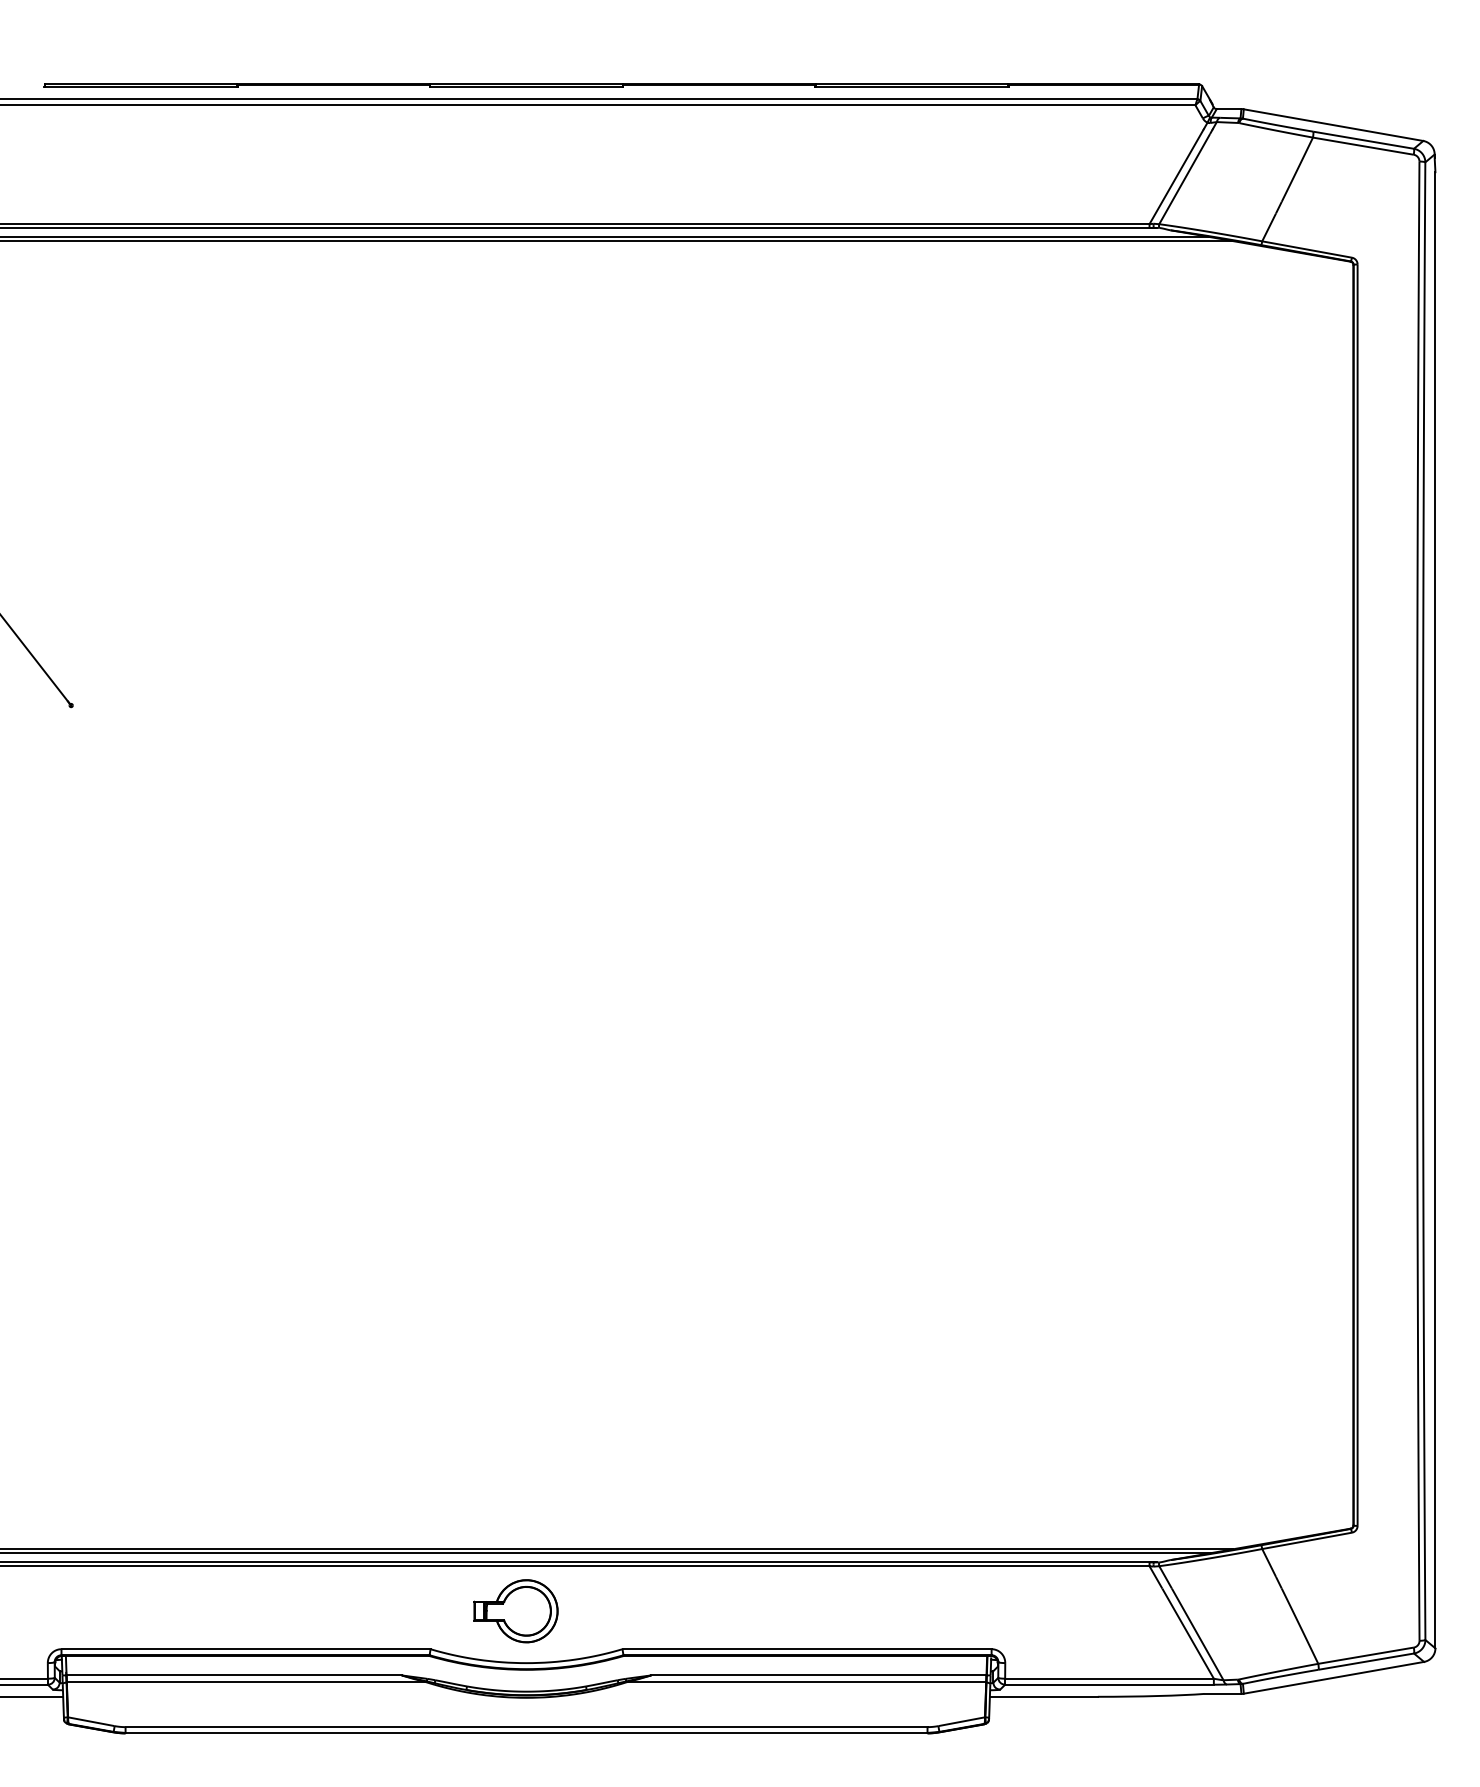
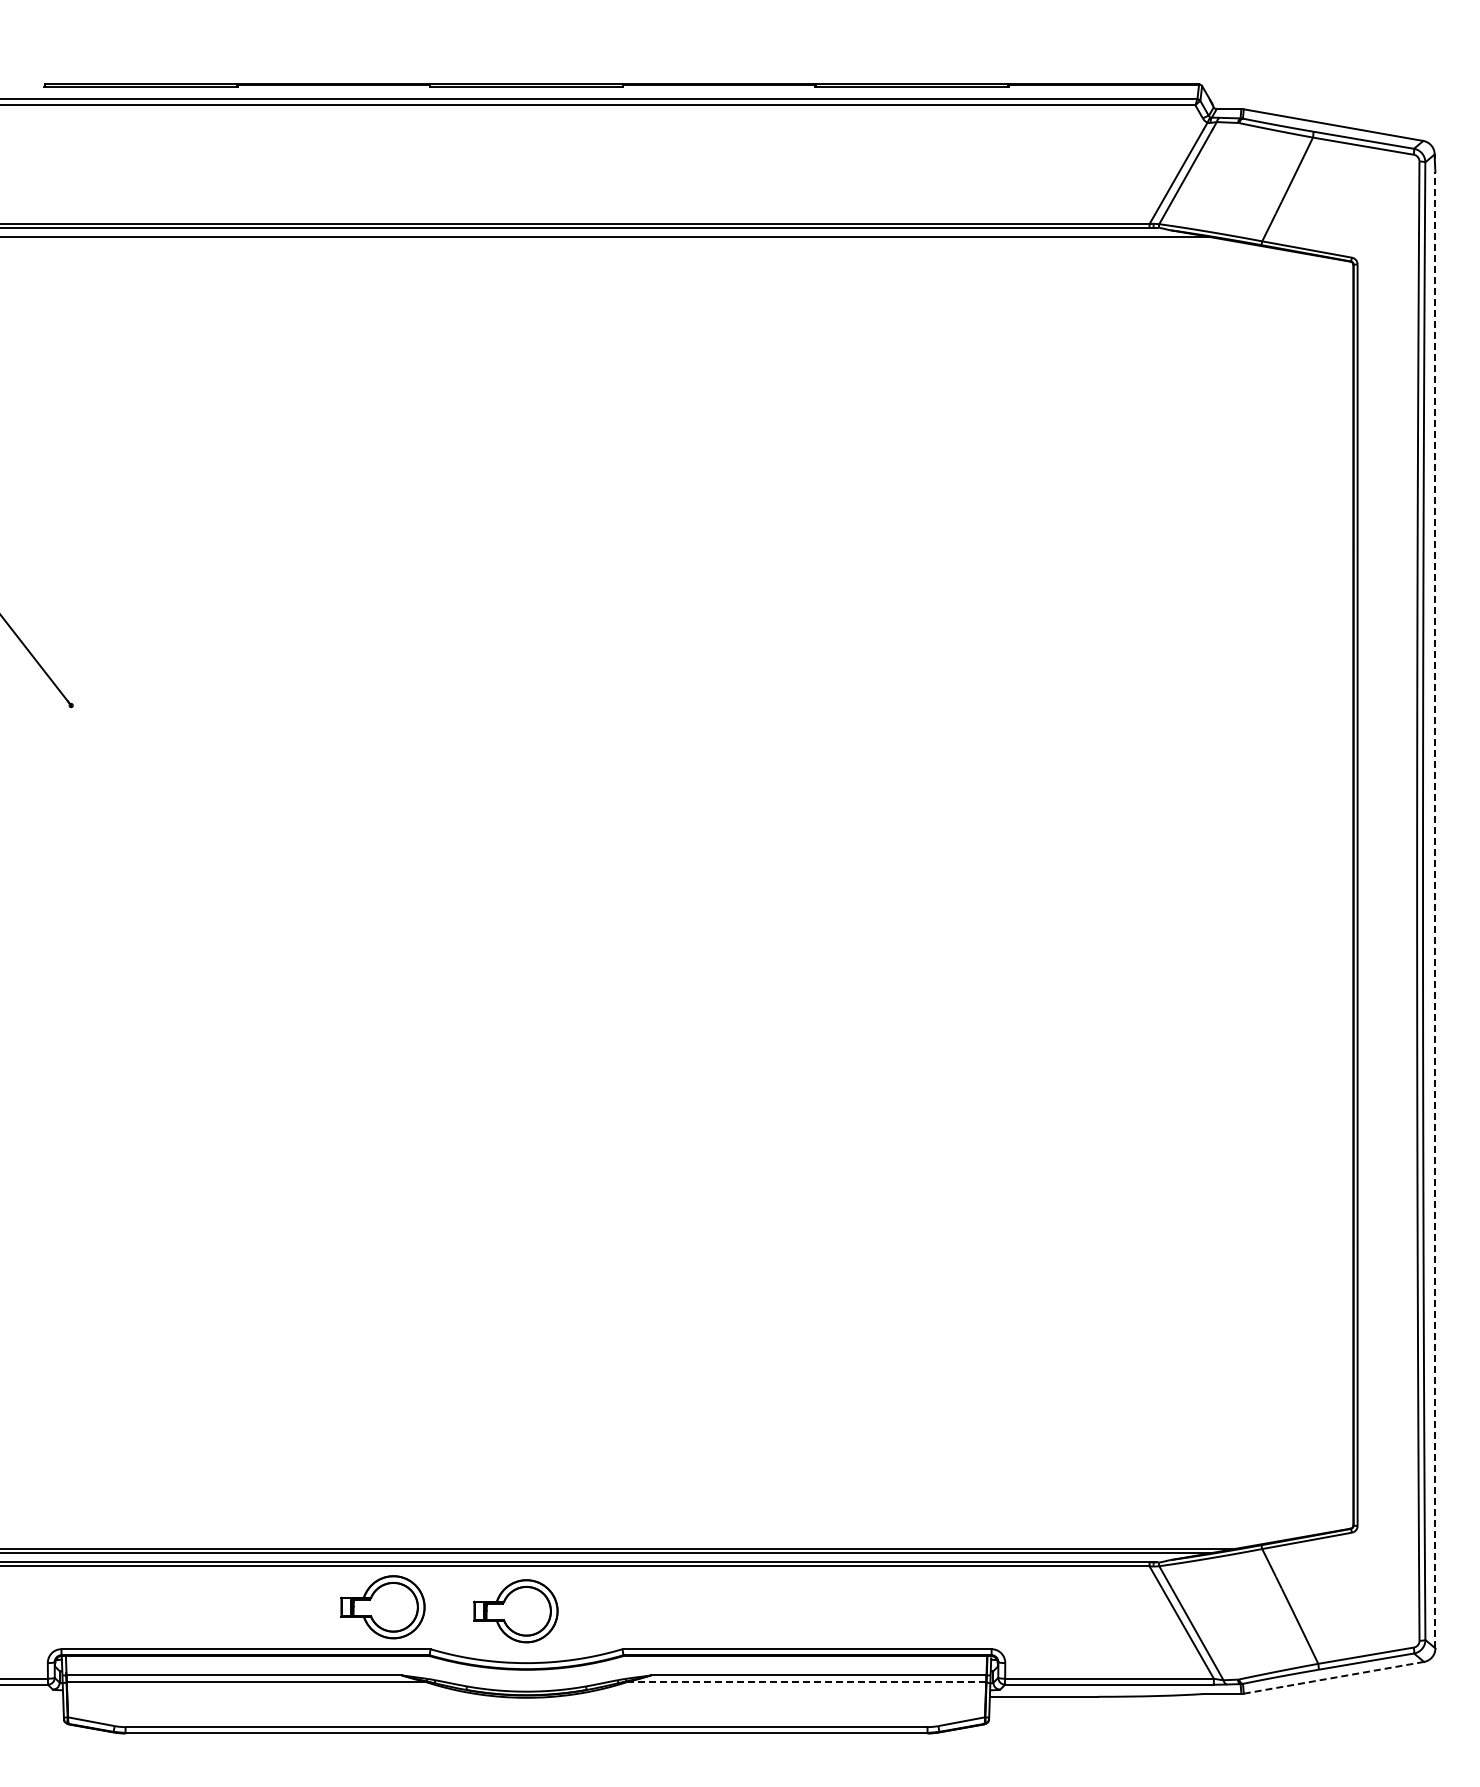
line: present -> none (617, 241)
line: solid -> dashed (1435, 909)
part: none -> present (382, 1607)
line: solid -> dashed (1333, 1677)
line: solid -> dashed (806, 1682)
line: present -> none (32, 1696)
